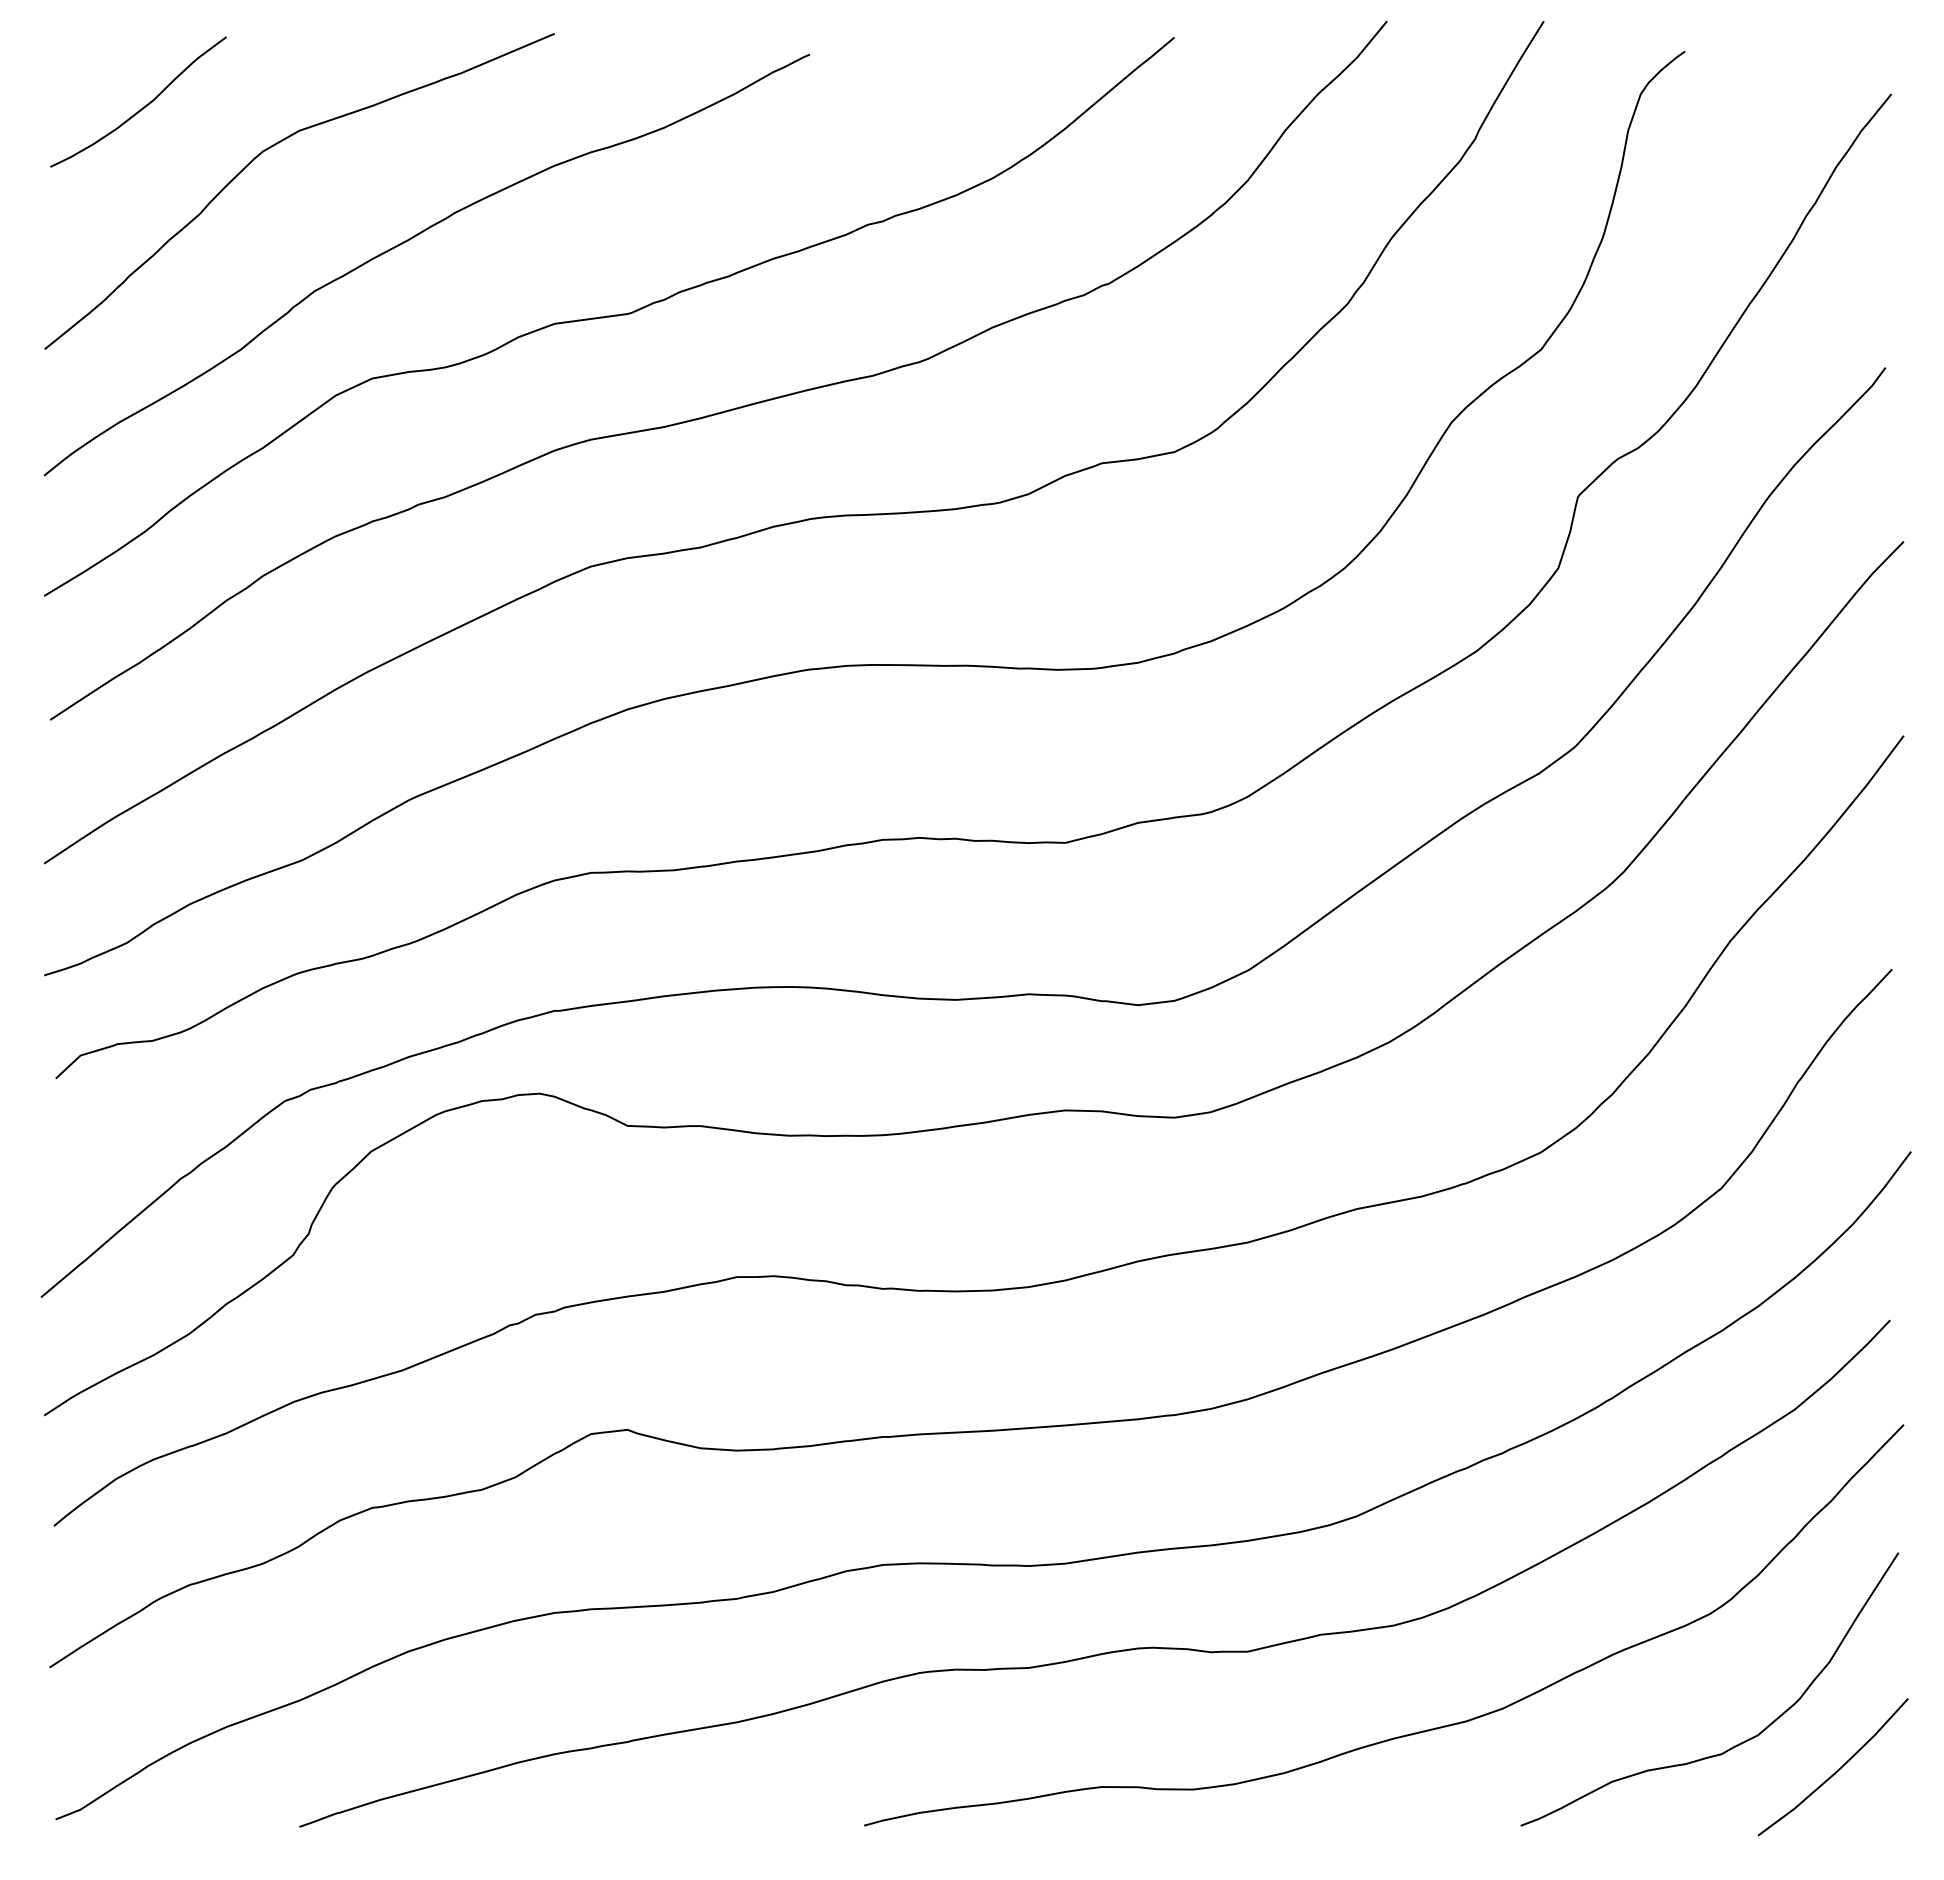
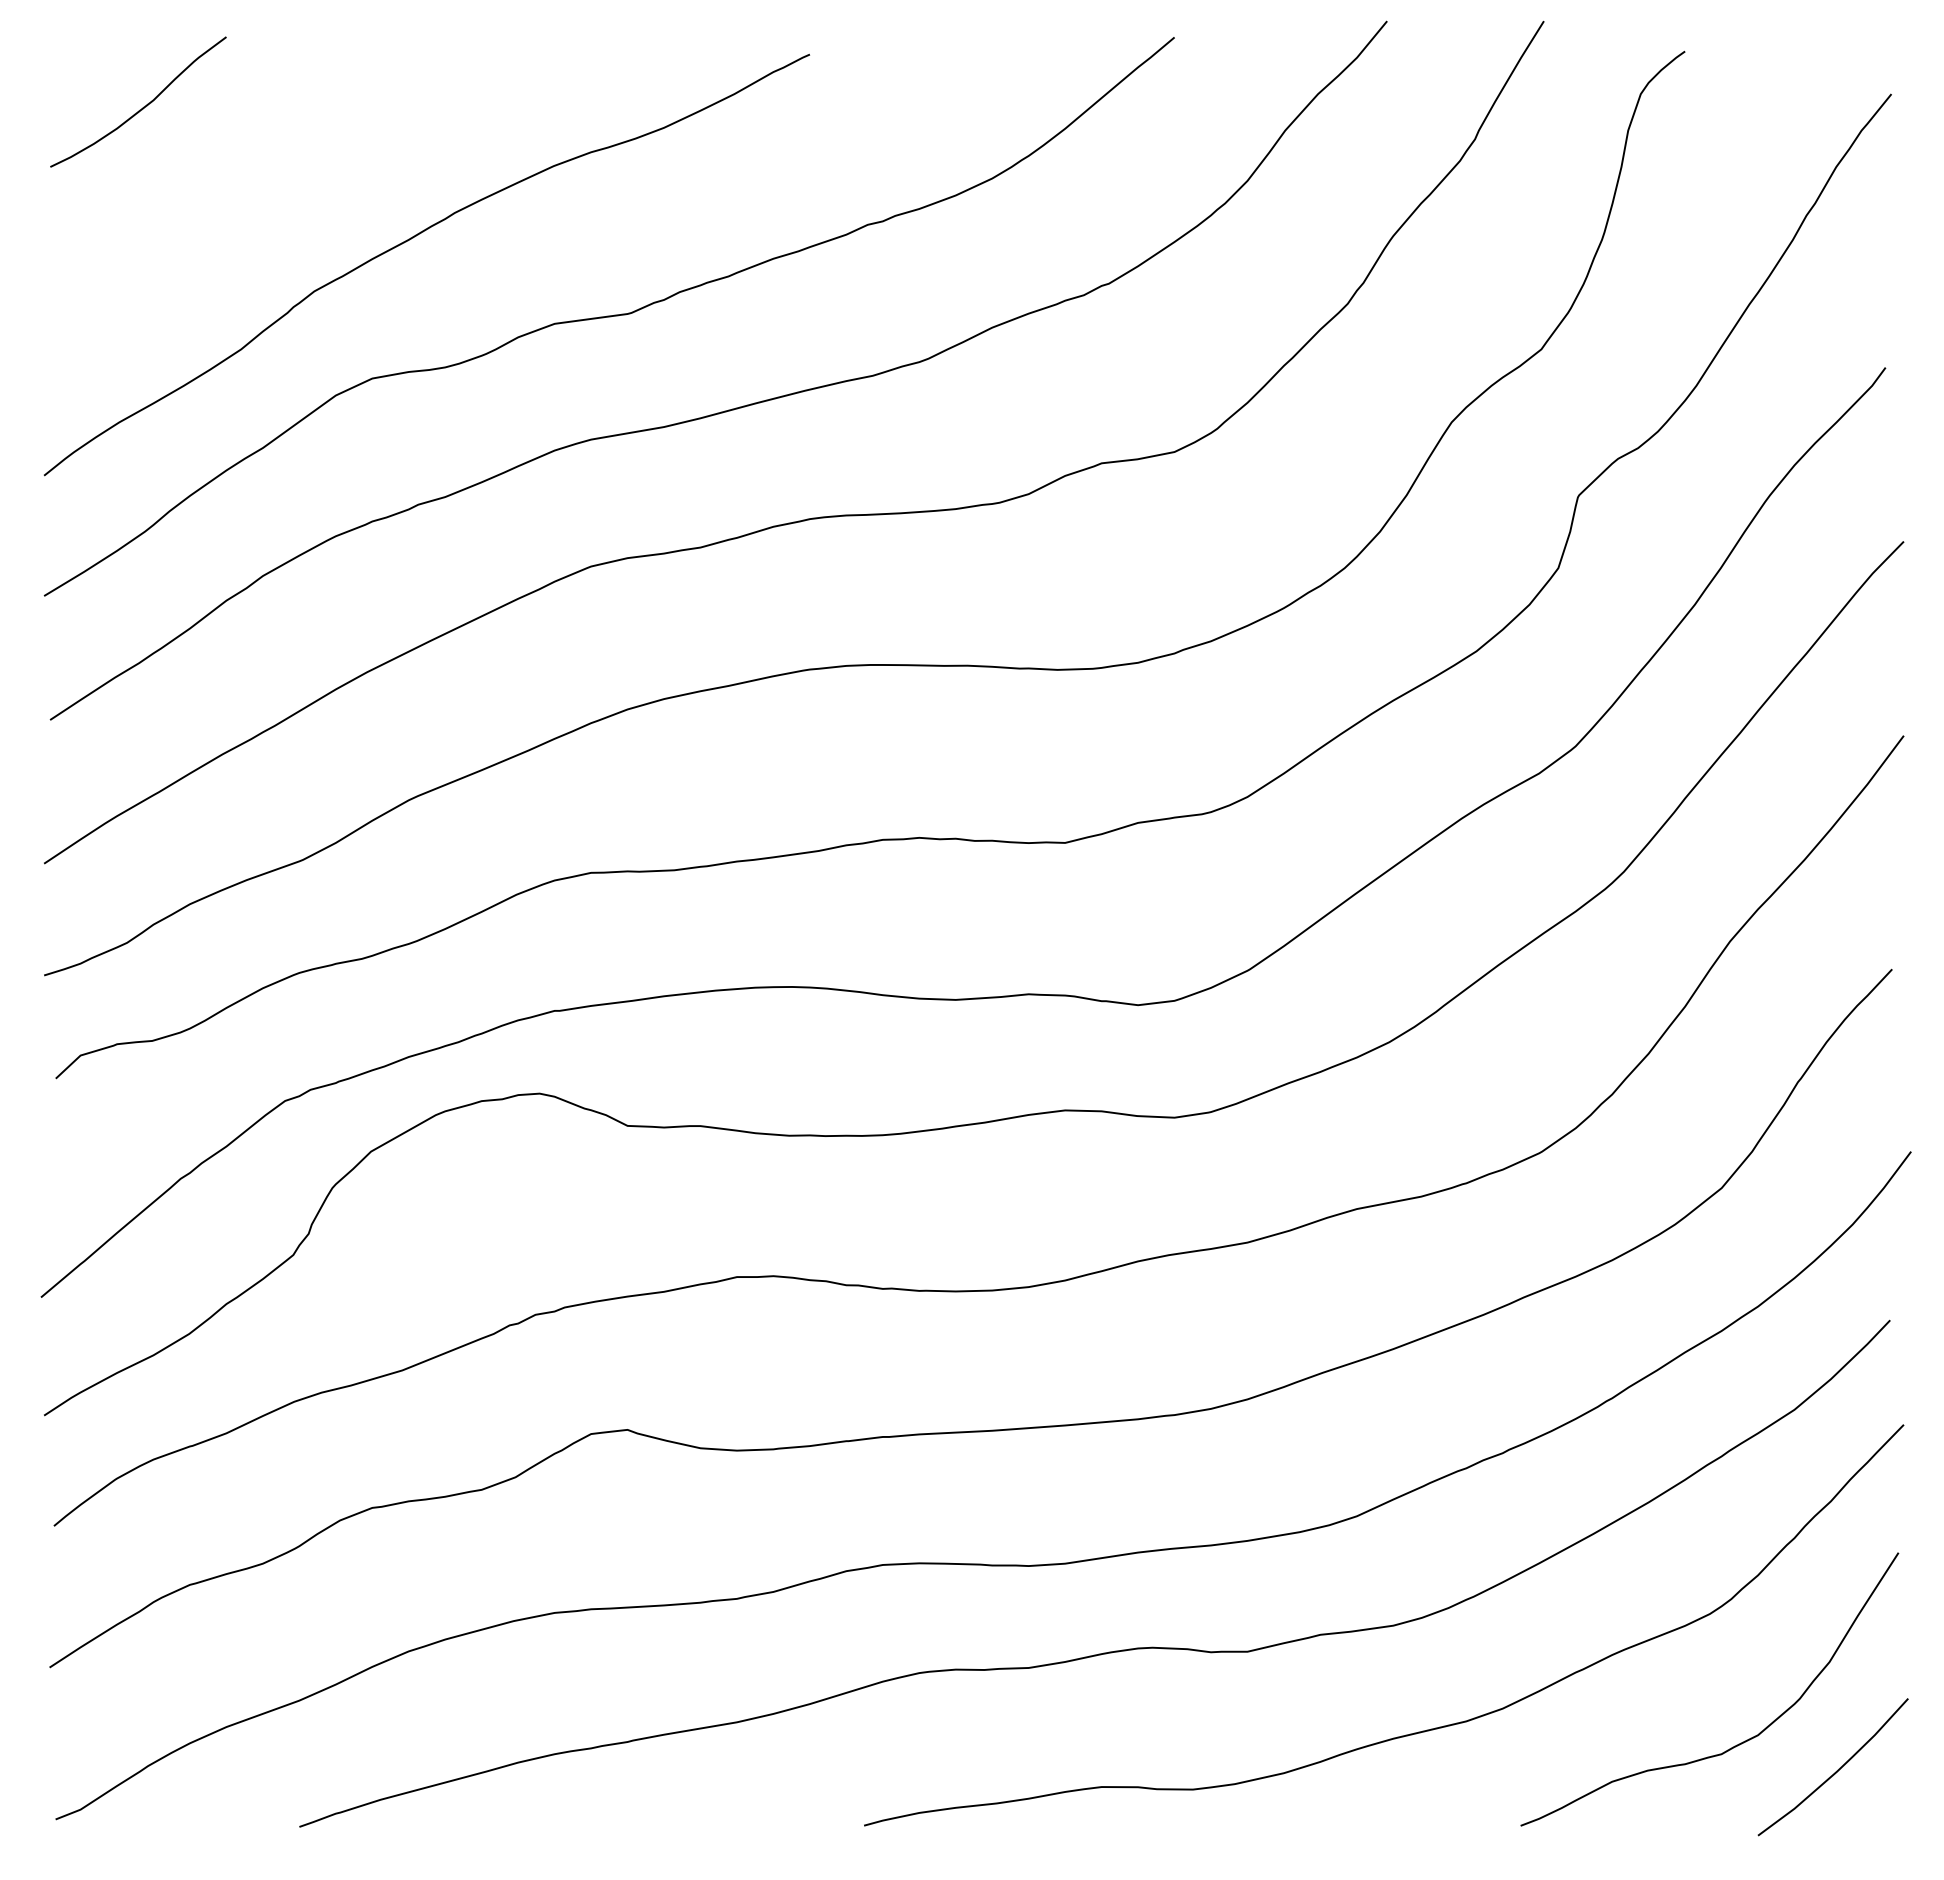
curve: present -> none (272, 147)
